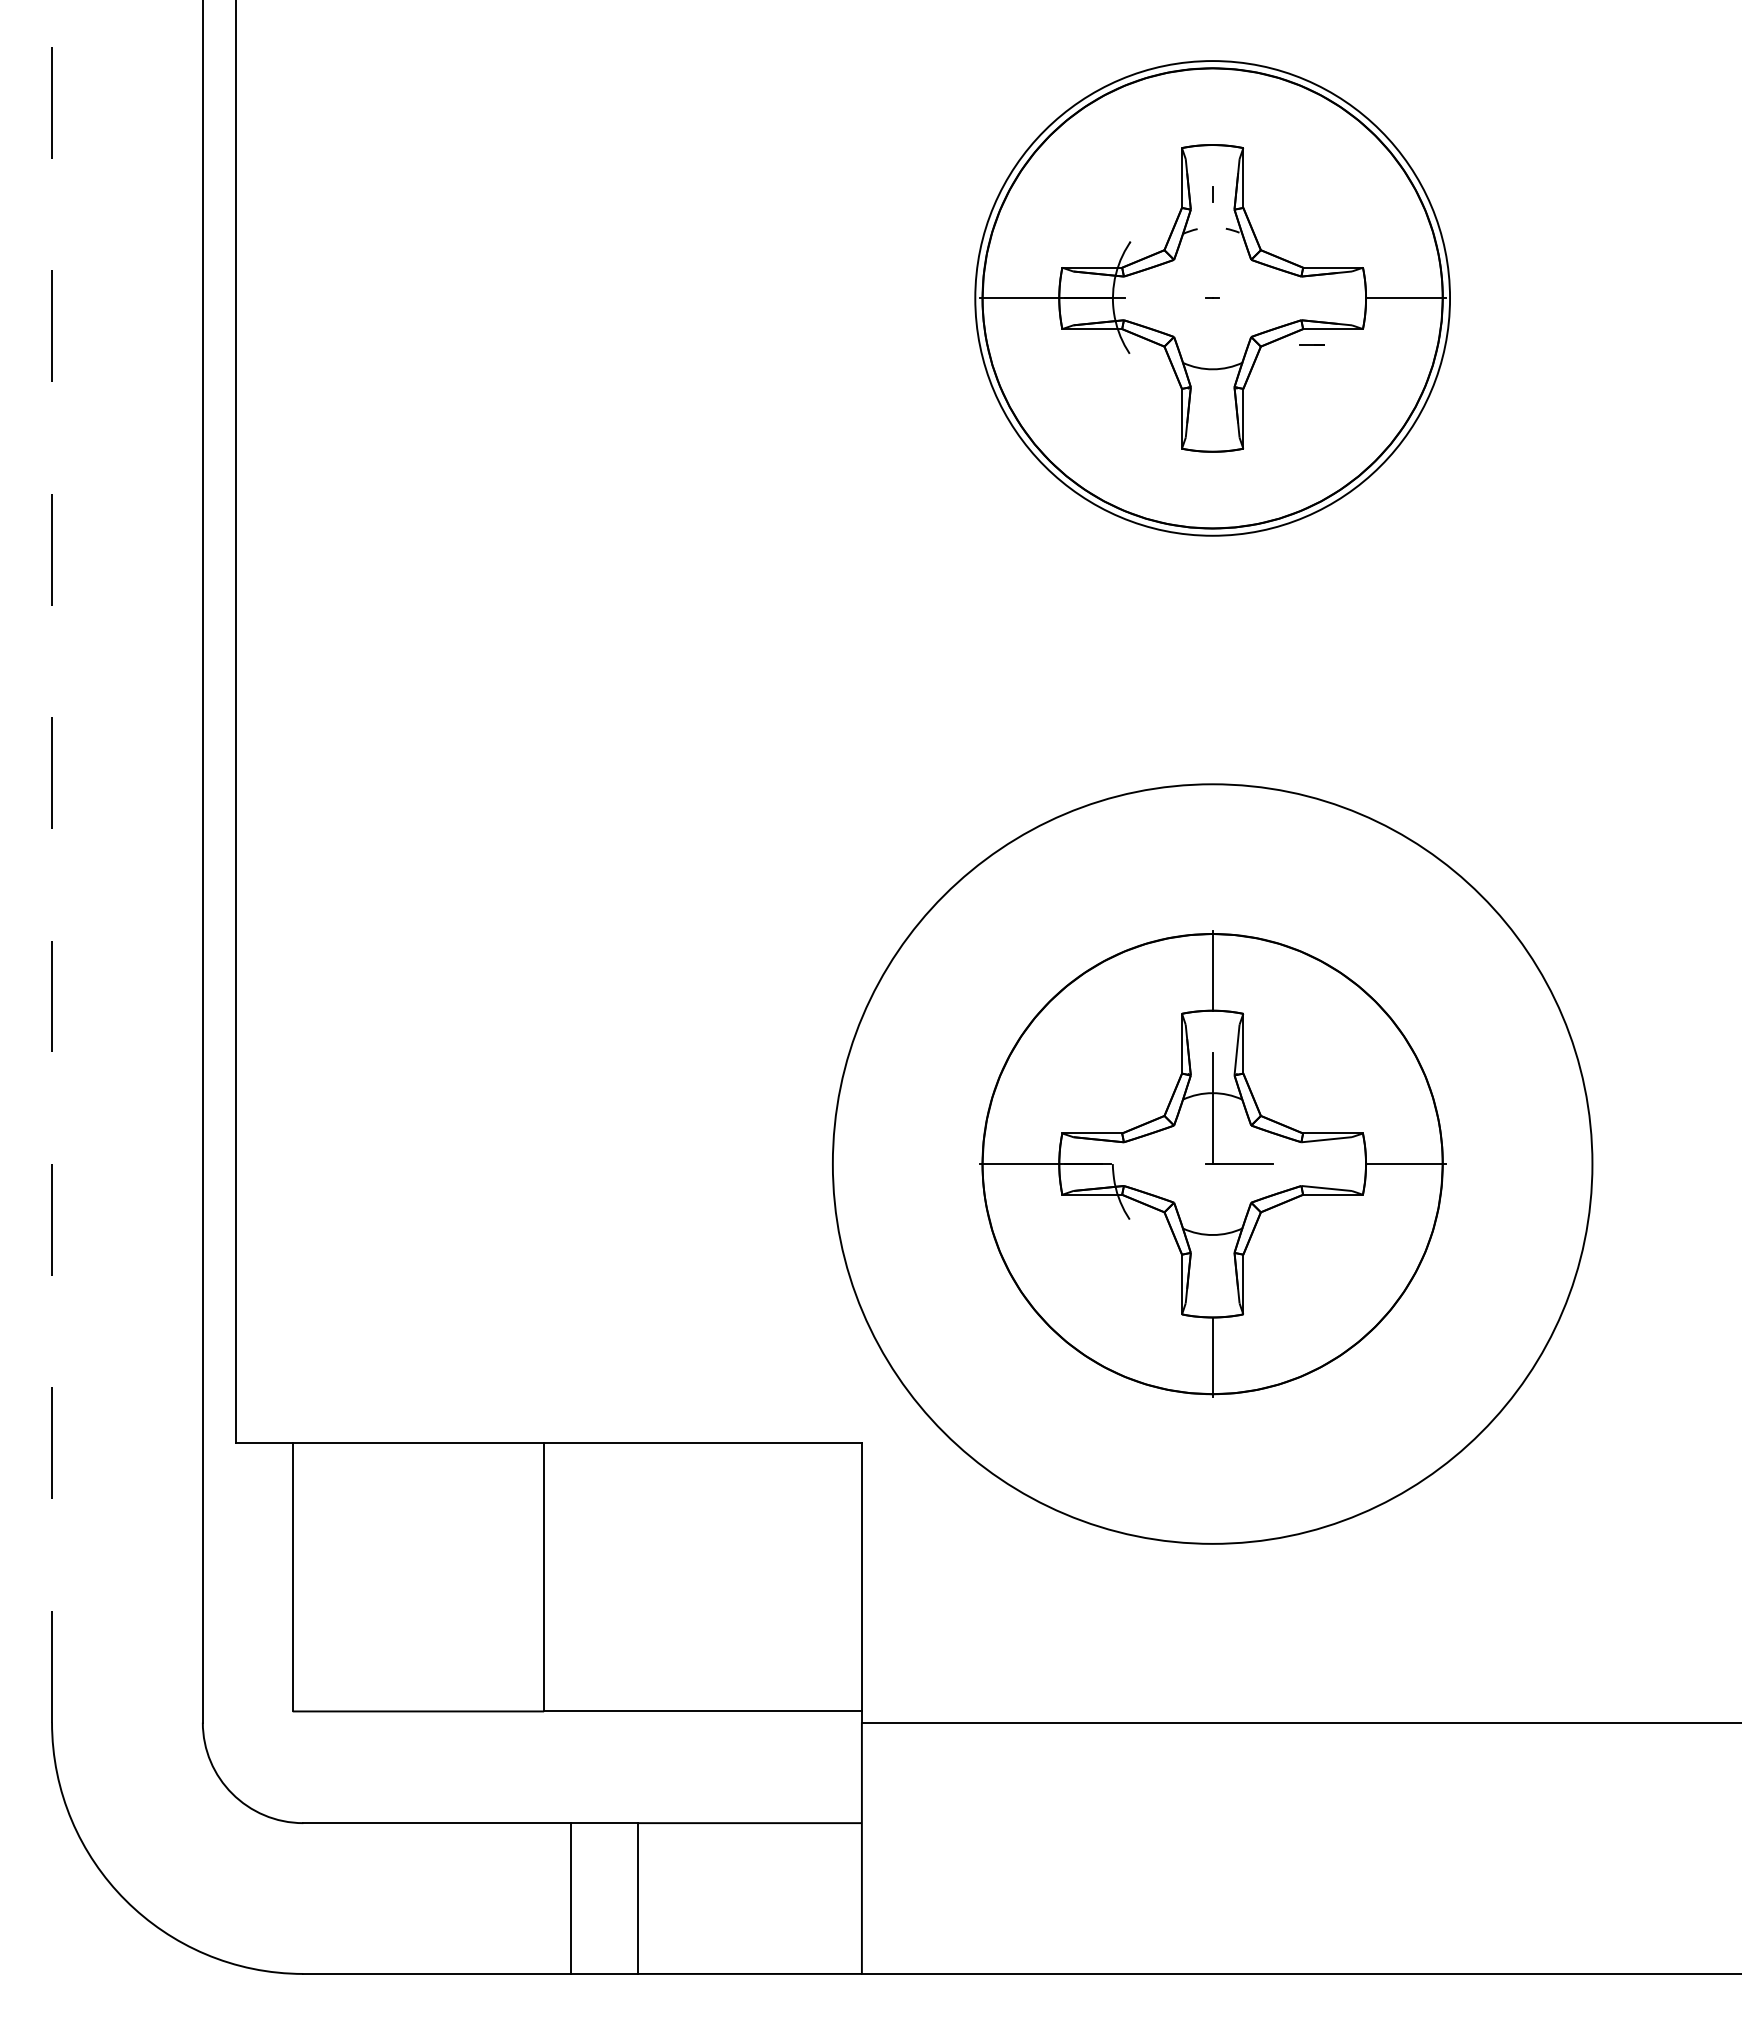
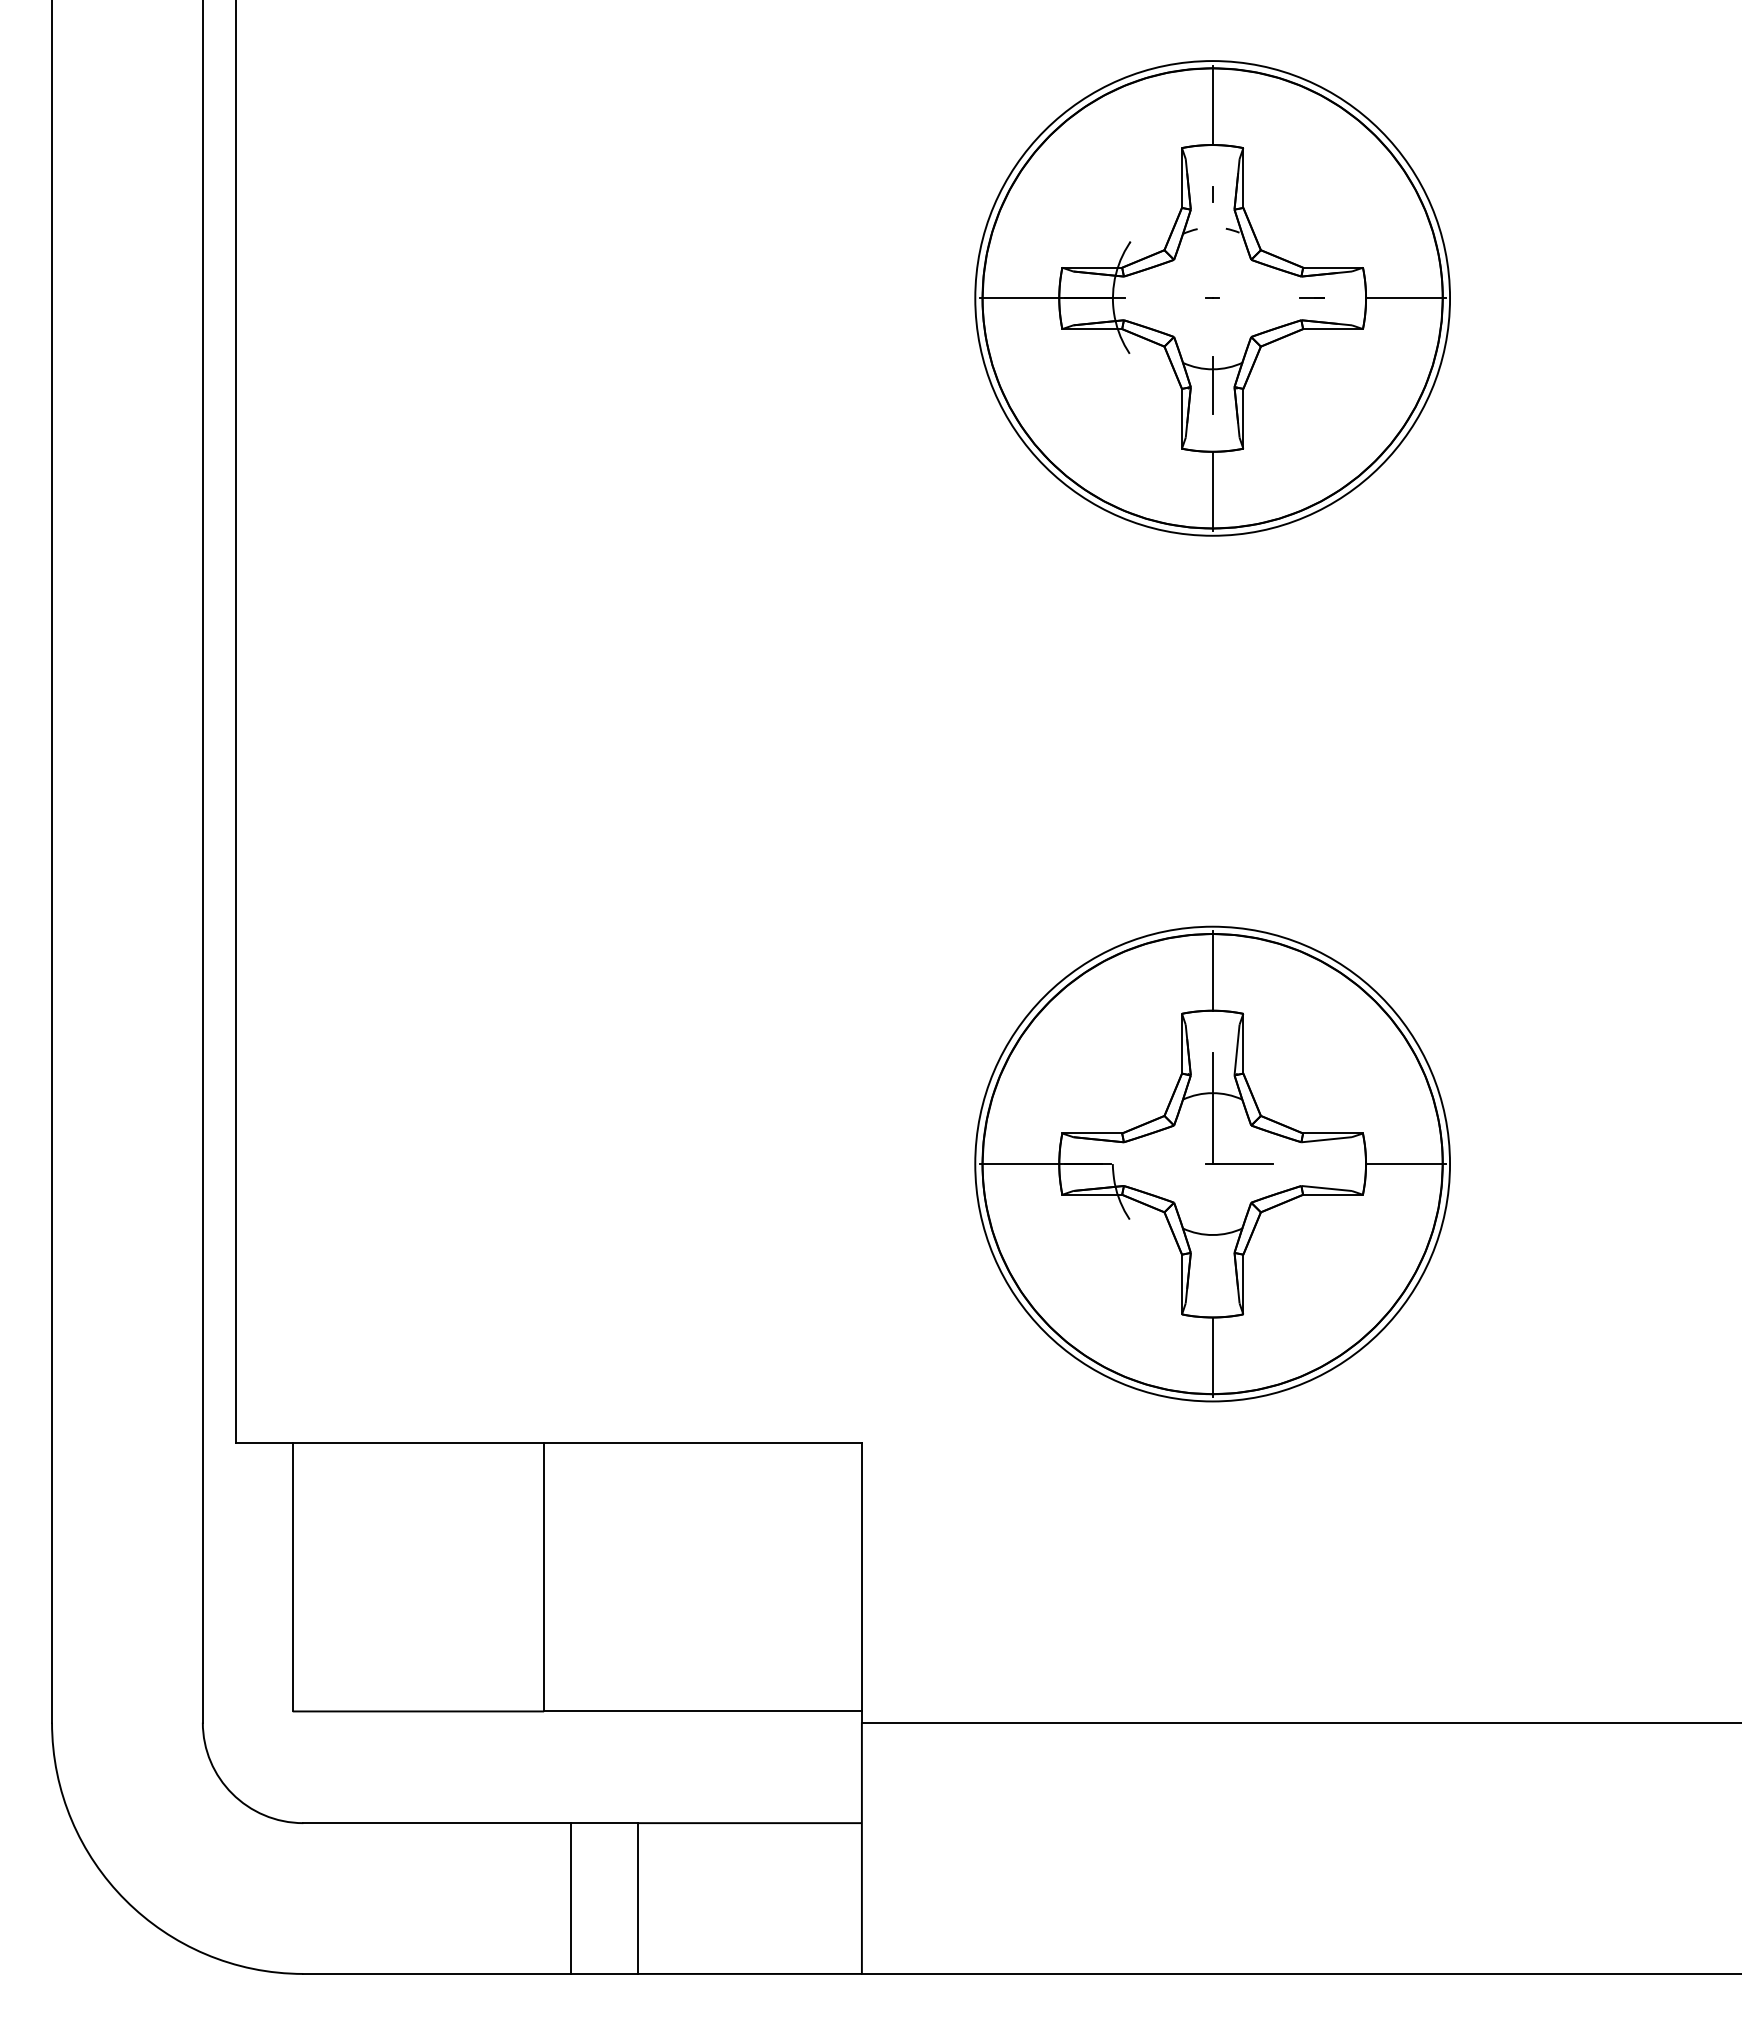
line: none -> present (1212, 105)
line position: (1311, 344) -> (1311, 297) (1311, 297)
line: none -> present (1212, 385)
line: none -> present (1212, 491)
line: dashed -> solid (52, 861)
circle diameter: 760 px -> 475 px (1212, 1163)
